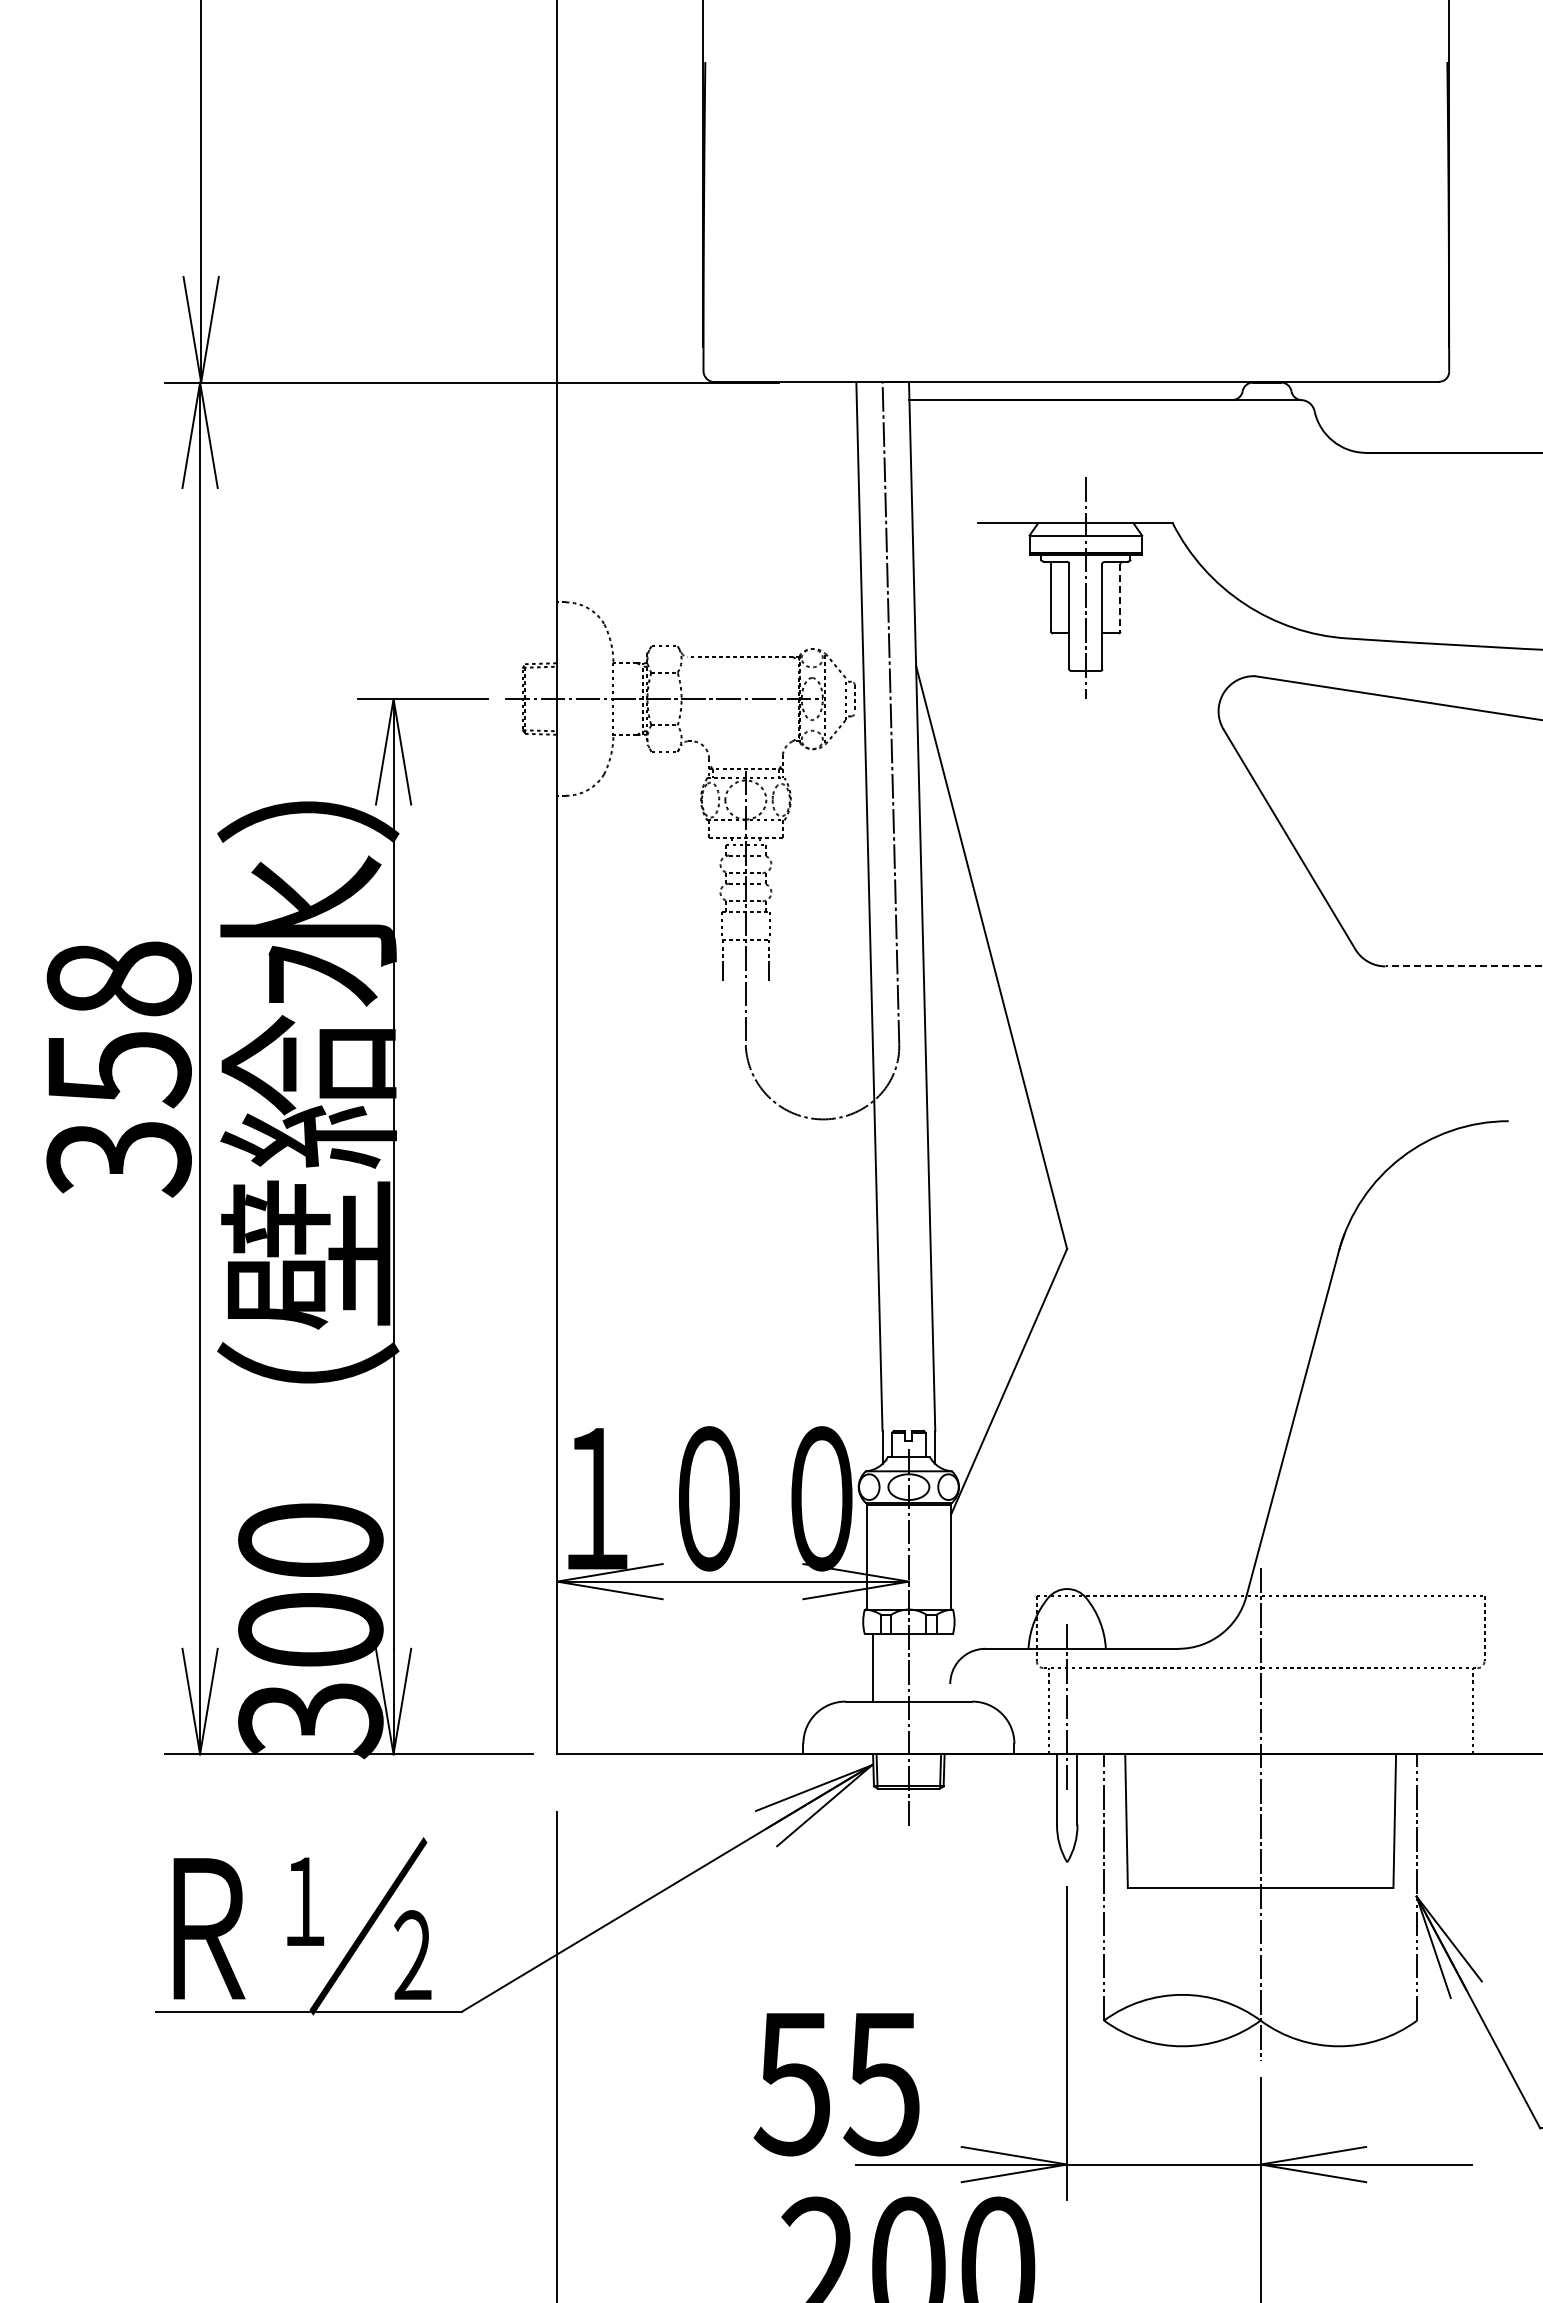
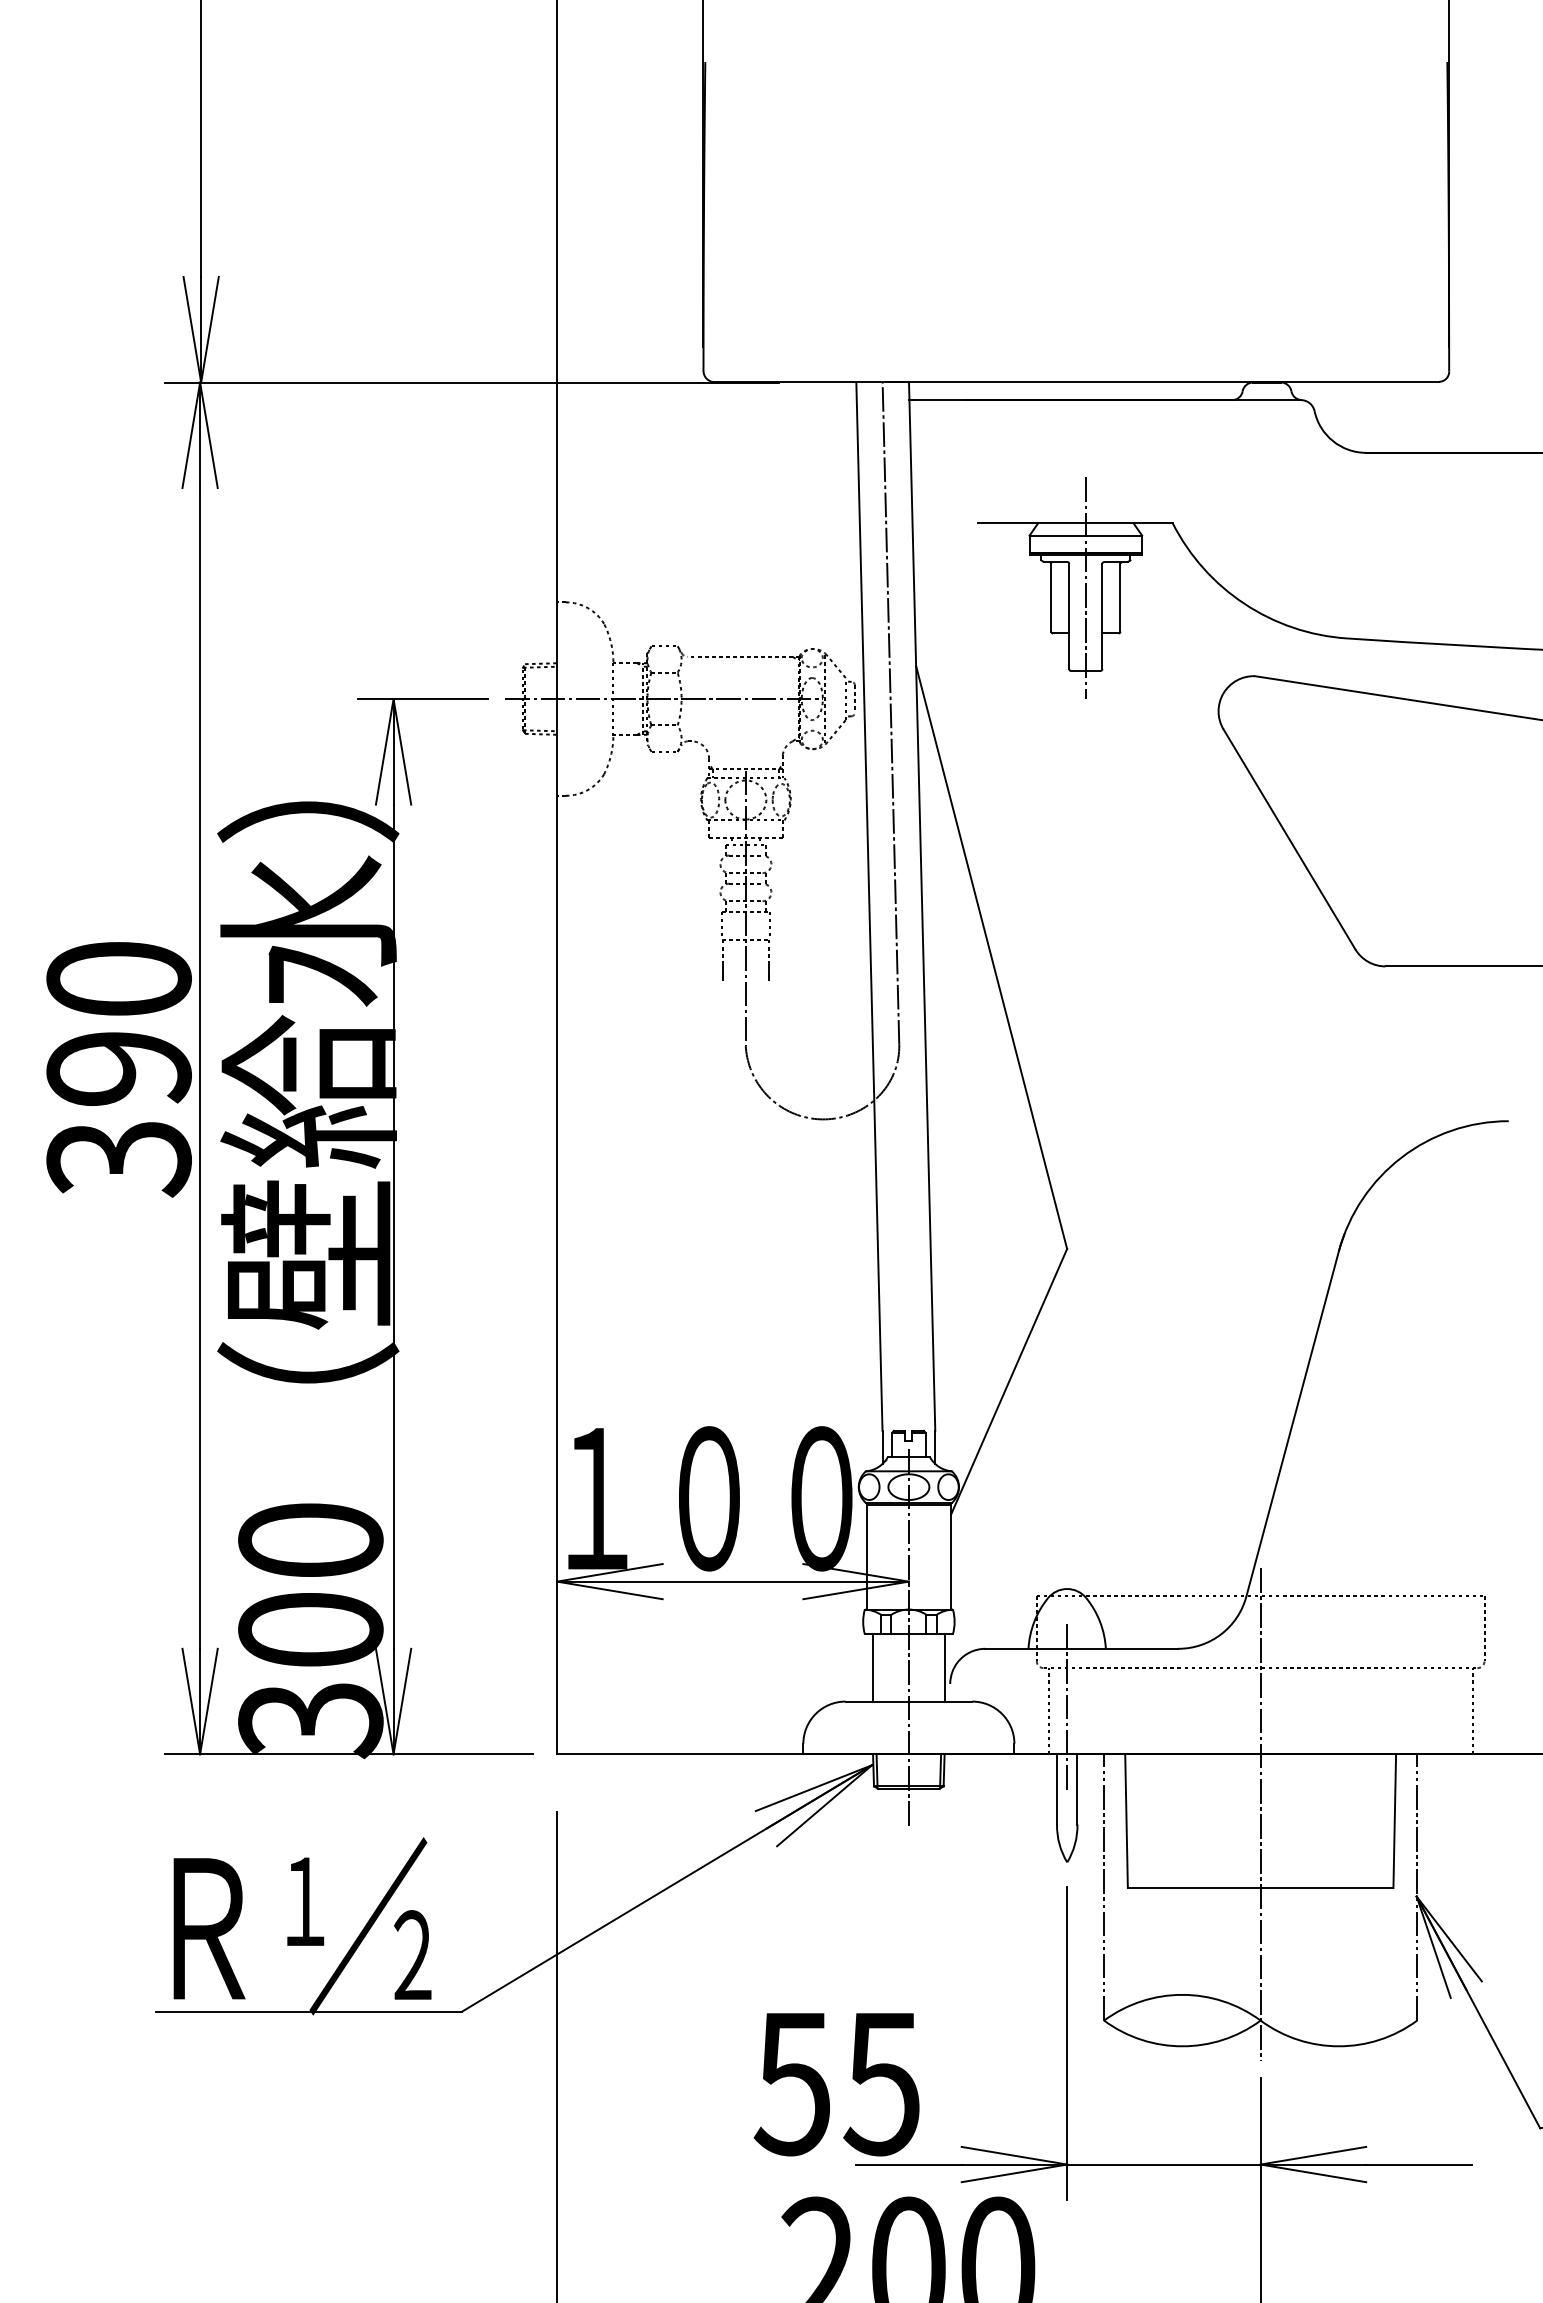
line: dashed -> solid (1120, 597)
line: dashed -> solid (1463, 966)
text: 358 -> 390 (118, 1024)
line: none -> present (944, 1667)
